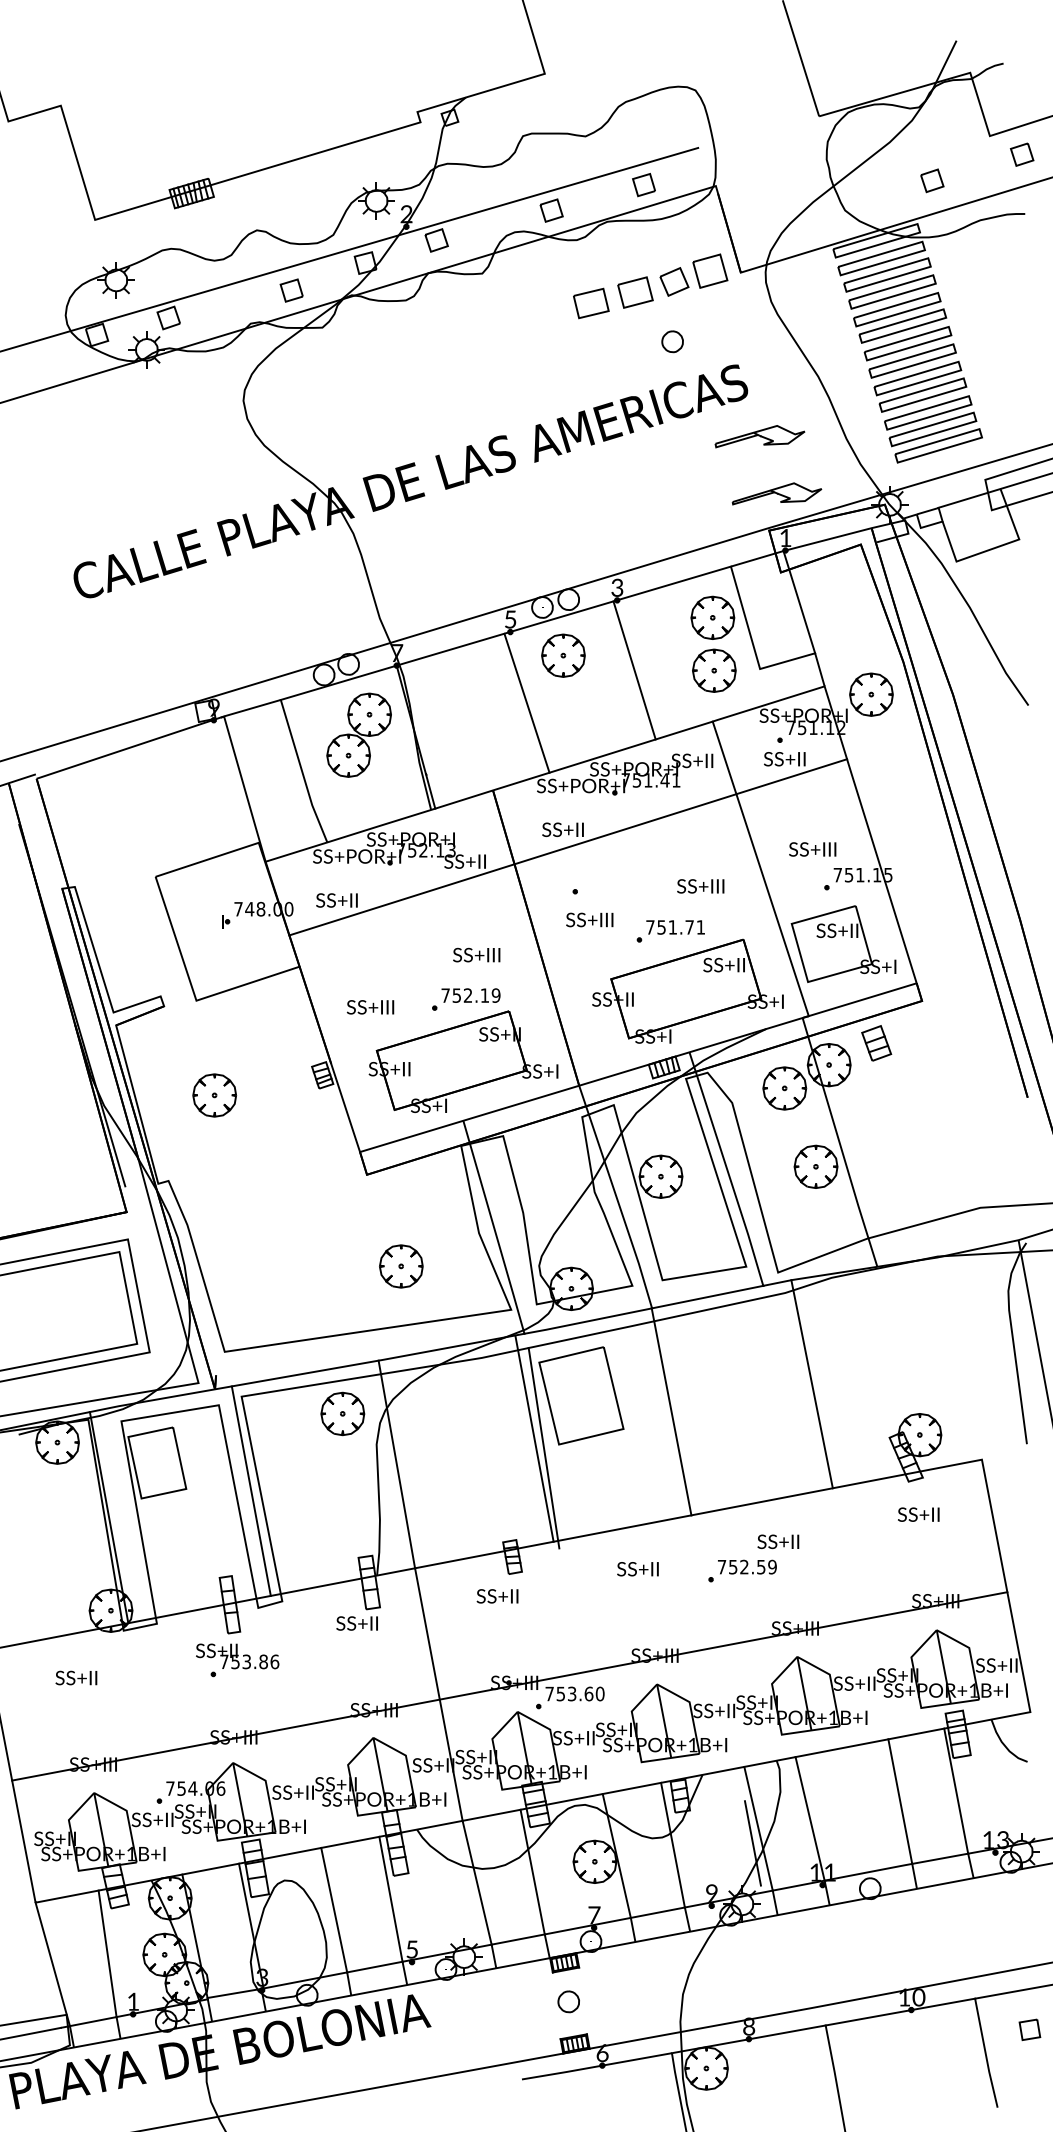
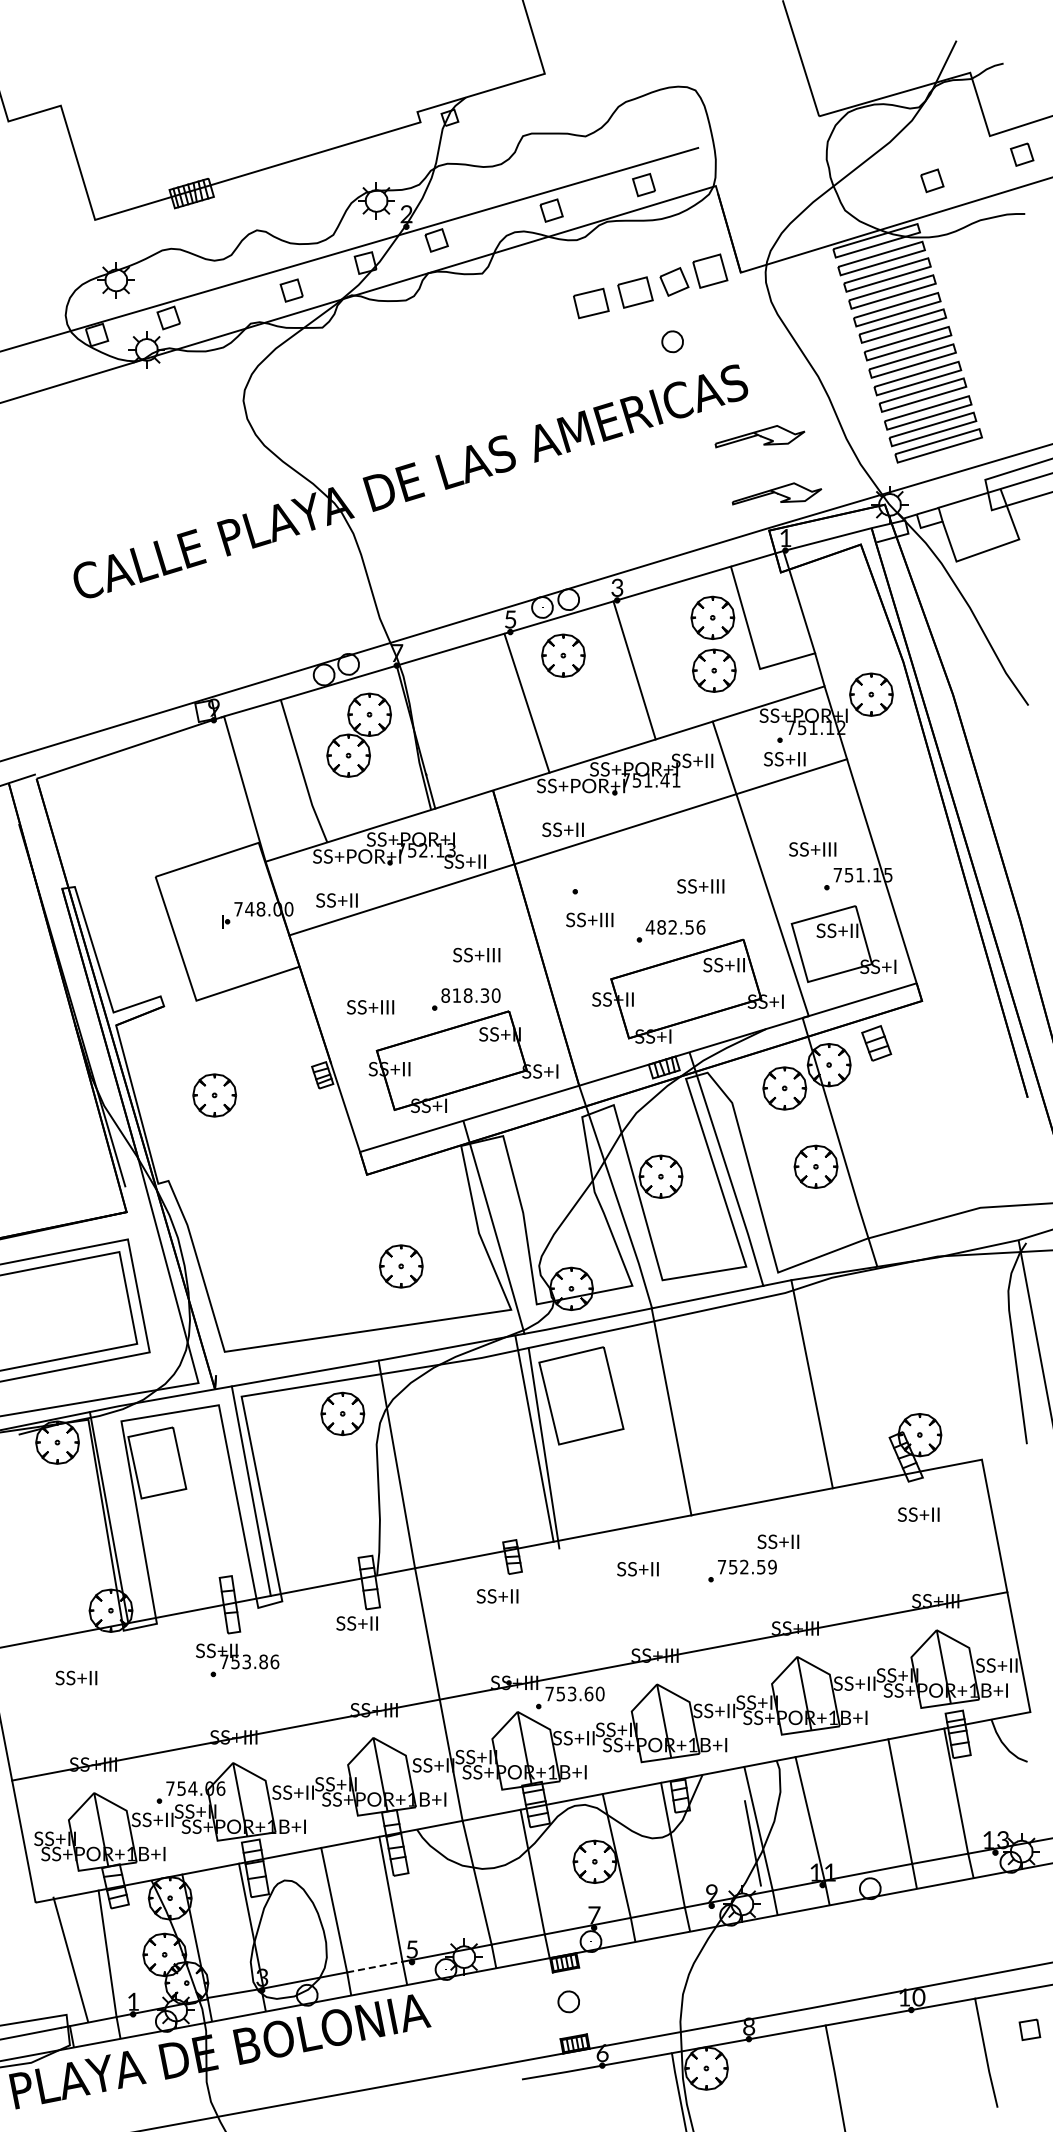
text: 751.71 -> 482.56 (675, 927)
text: 752.19 -> 818.30 (470, 995)
line position: (52, 1964) -> (70, 1959) (70, 1959)
line: solid -> dashed (375, 1966)
